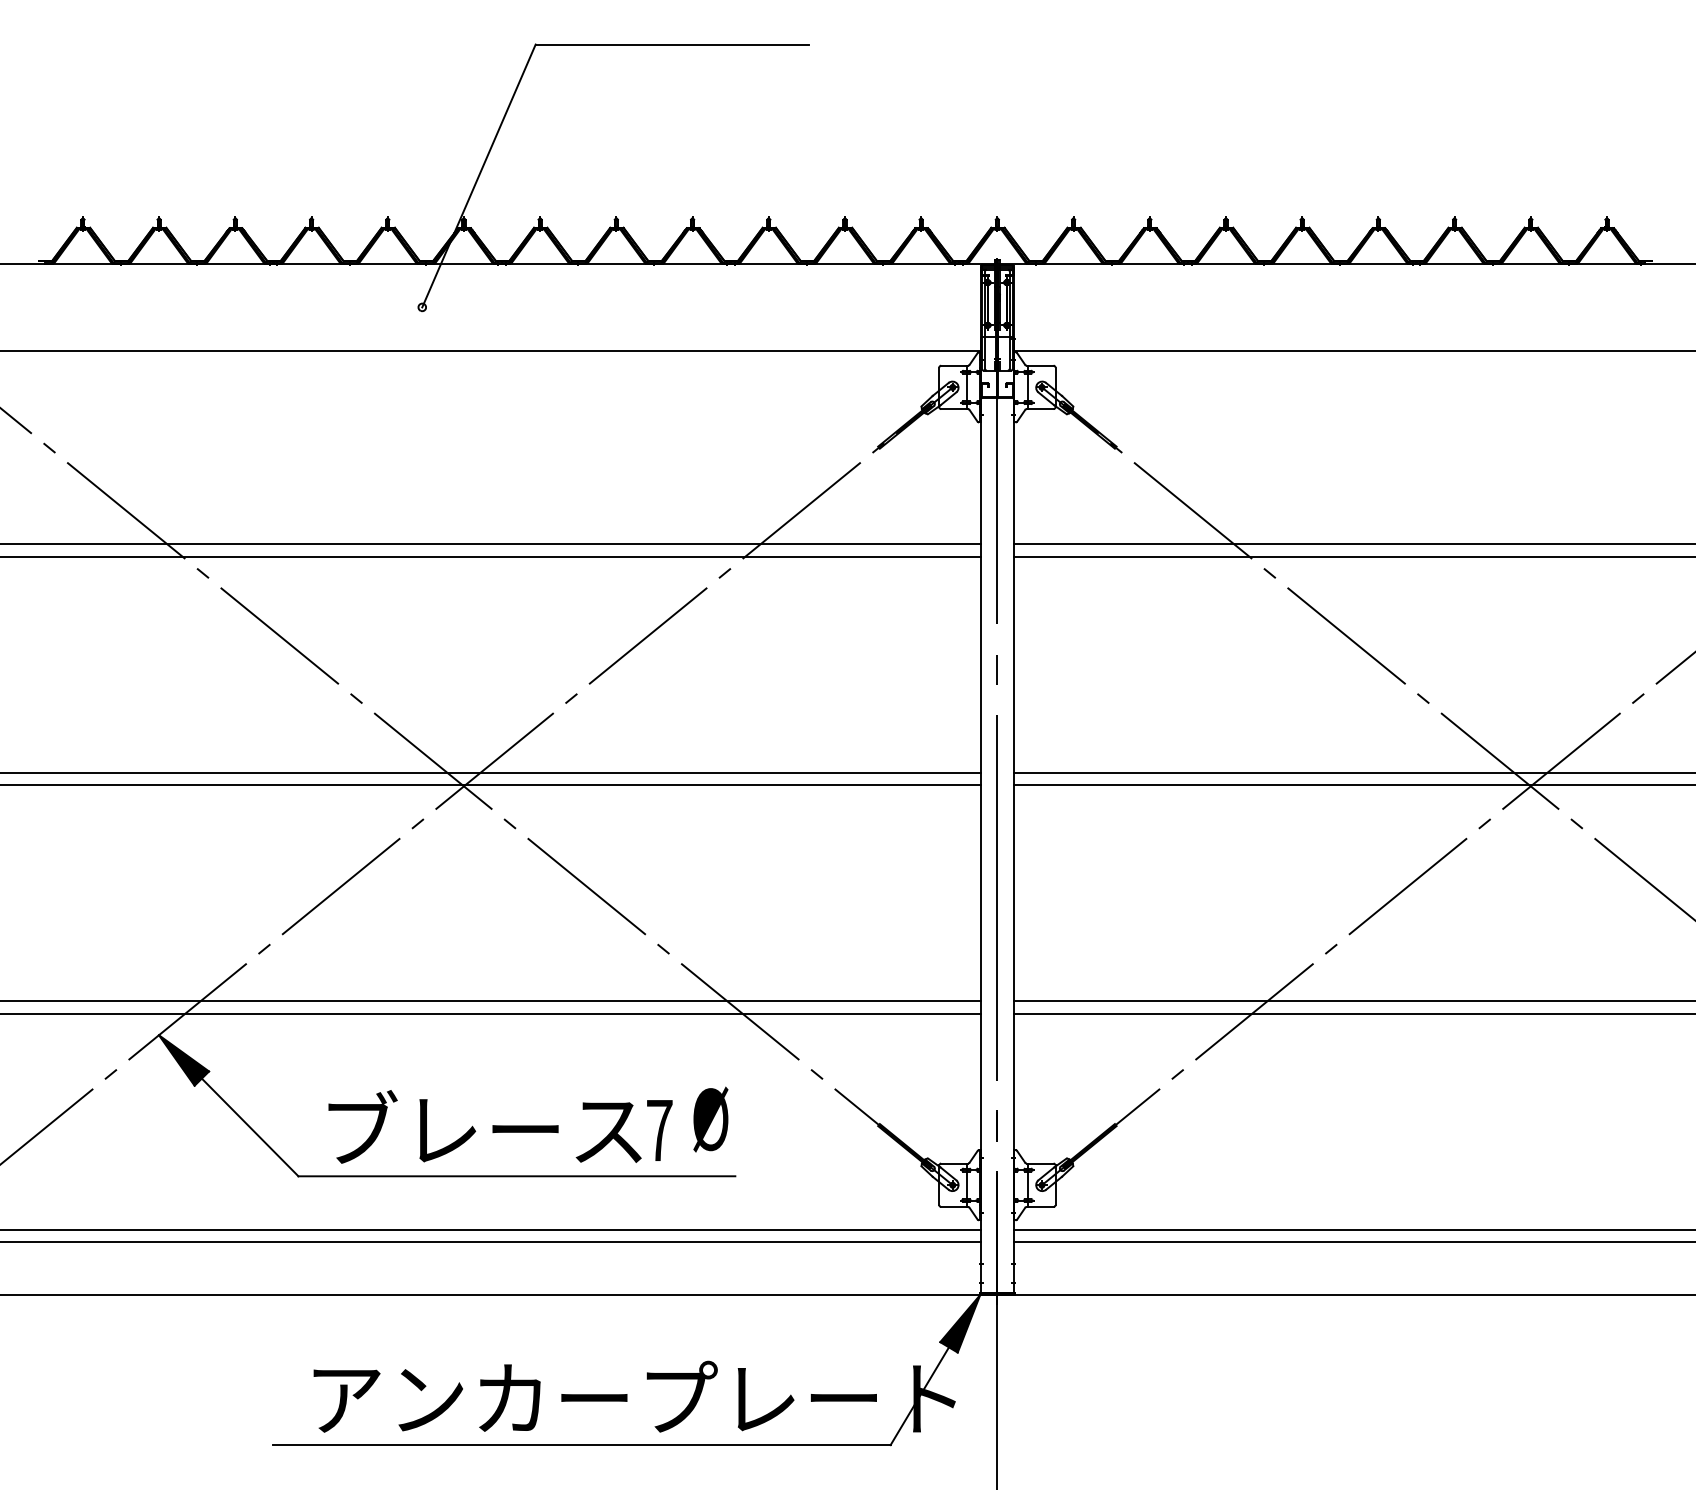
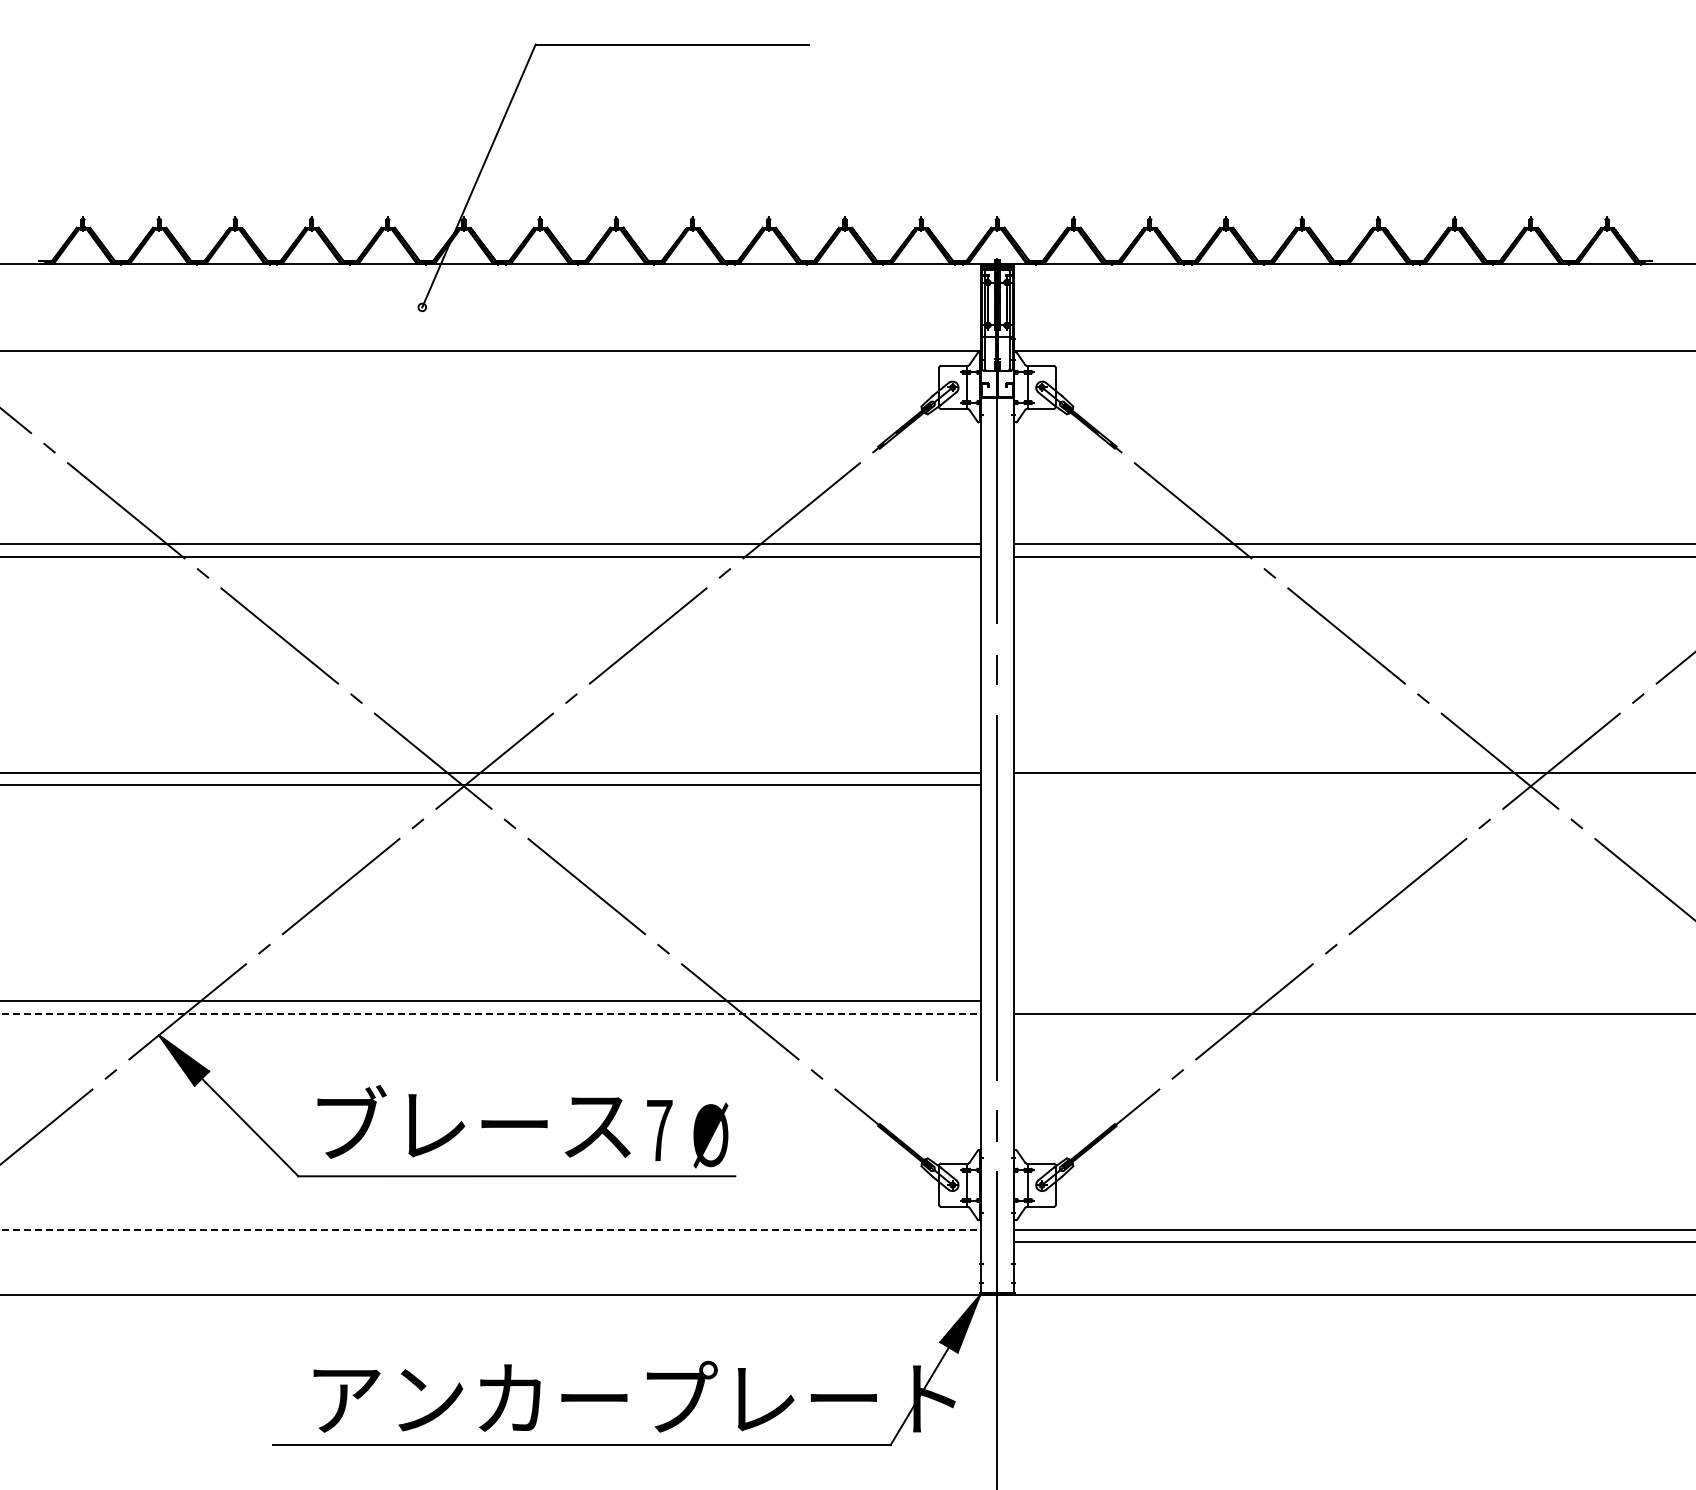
line: present -> none (1352, 785)
line: present -> none (1352, 1001)
line: solid -> dashed (491, 1013)
text position: (710, 1119) -> (710, 1135) (710, 1135)
text position: (484, 1126) -> (473, 1121) (473, 1121)
line: solid -> dashed (491, 1229)
line: present -> none (491, 1242)
